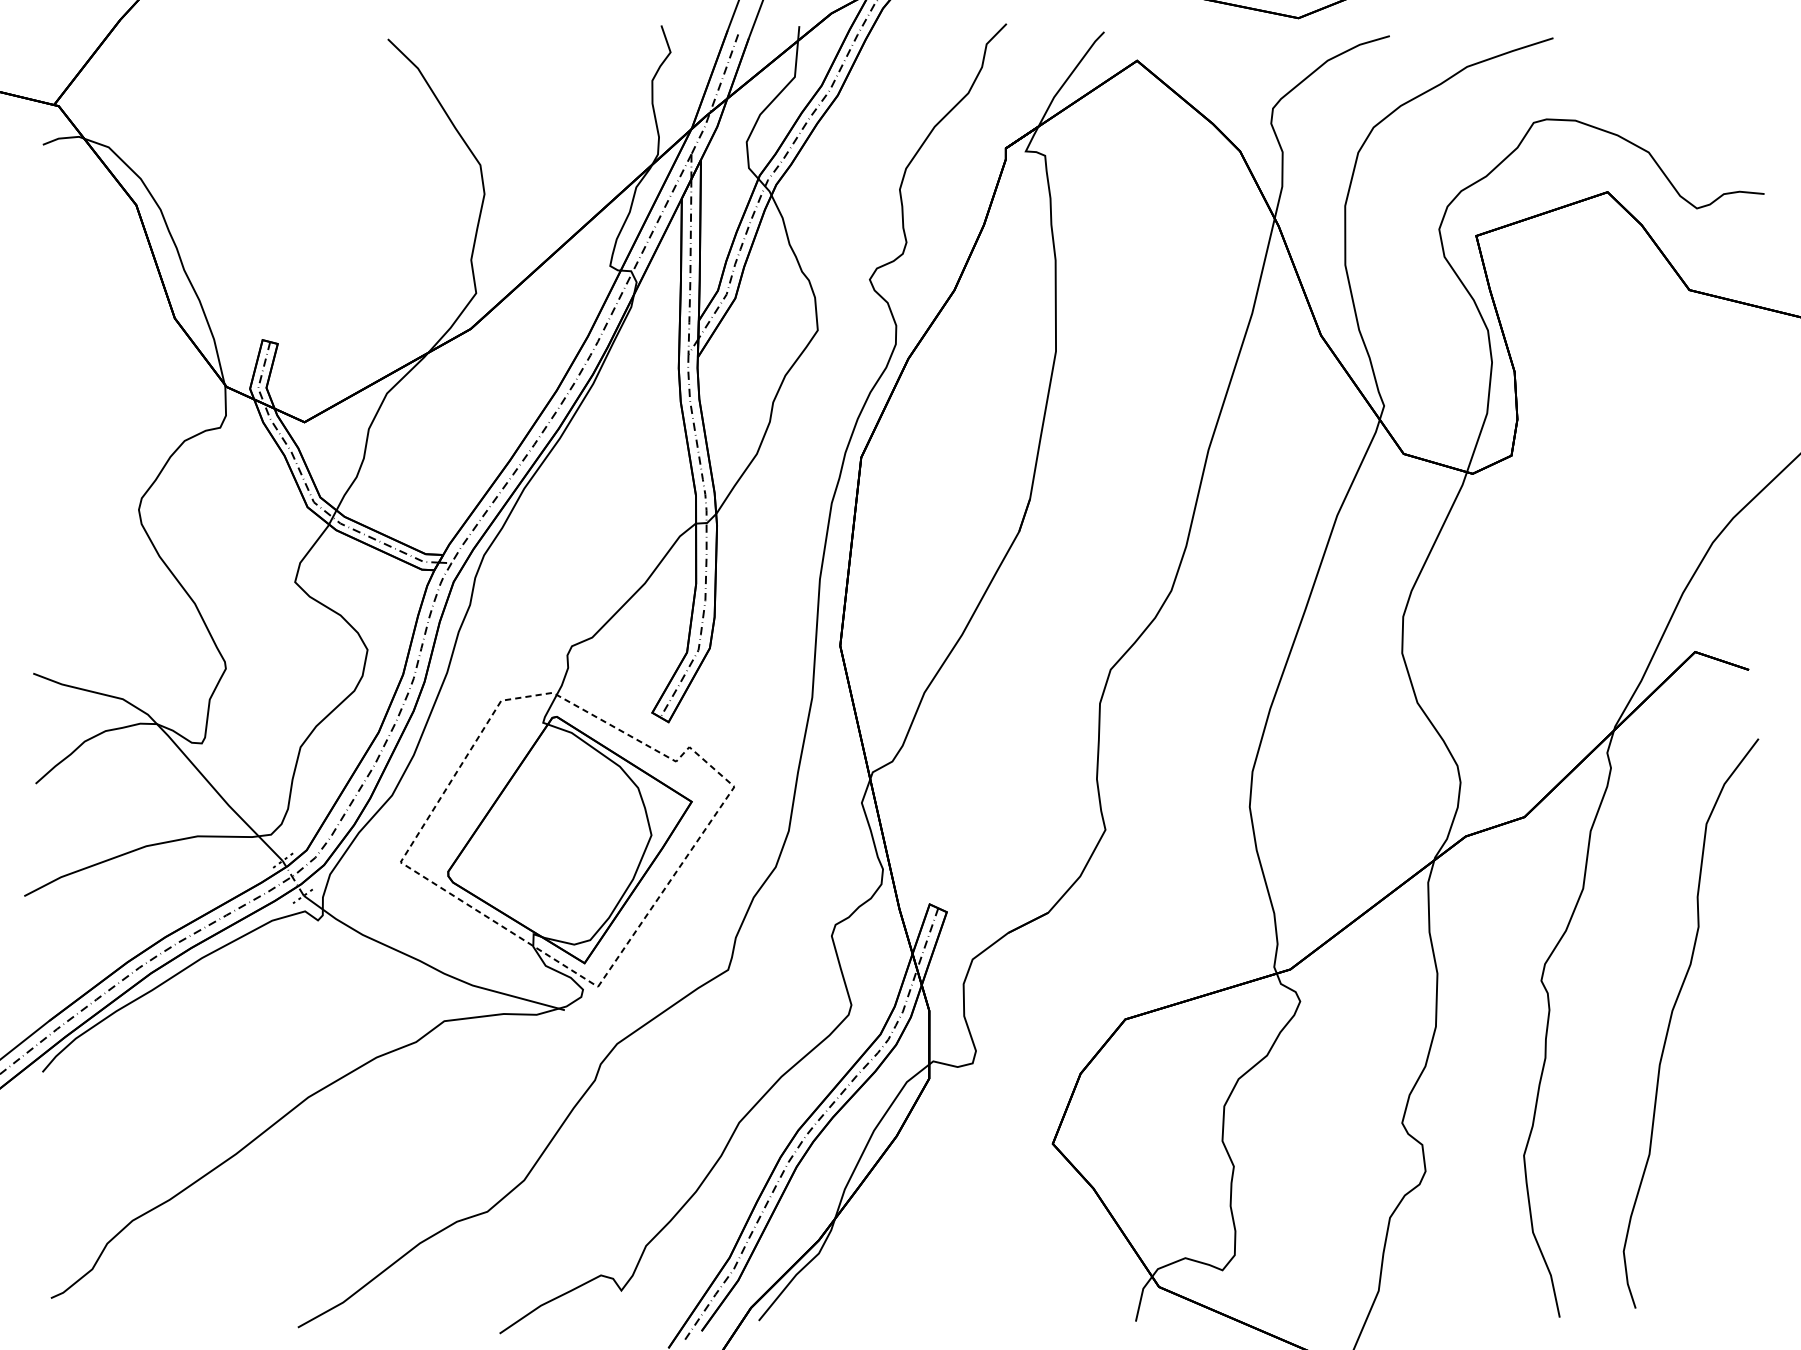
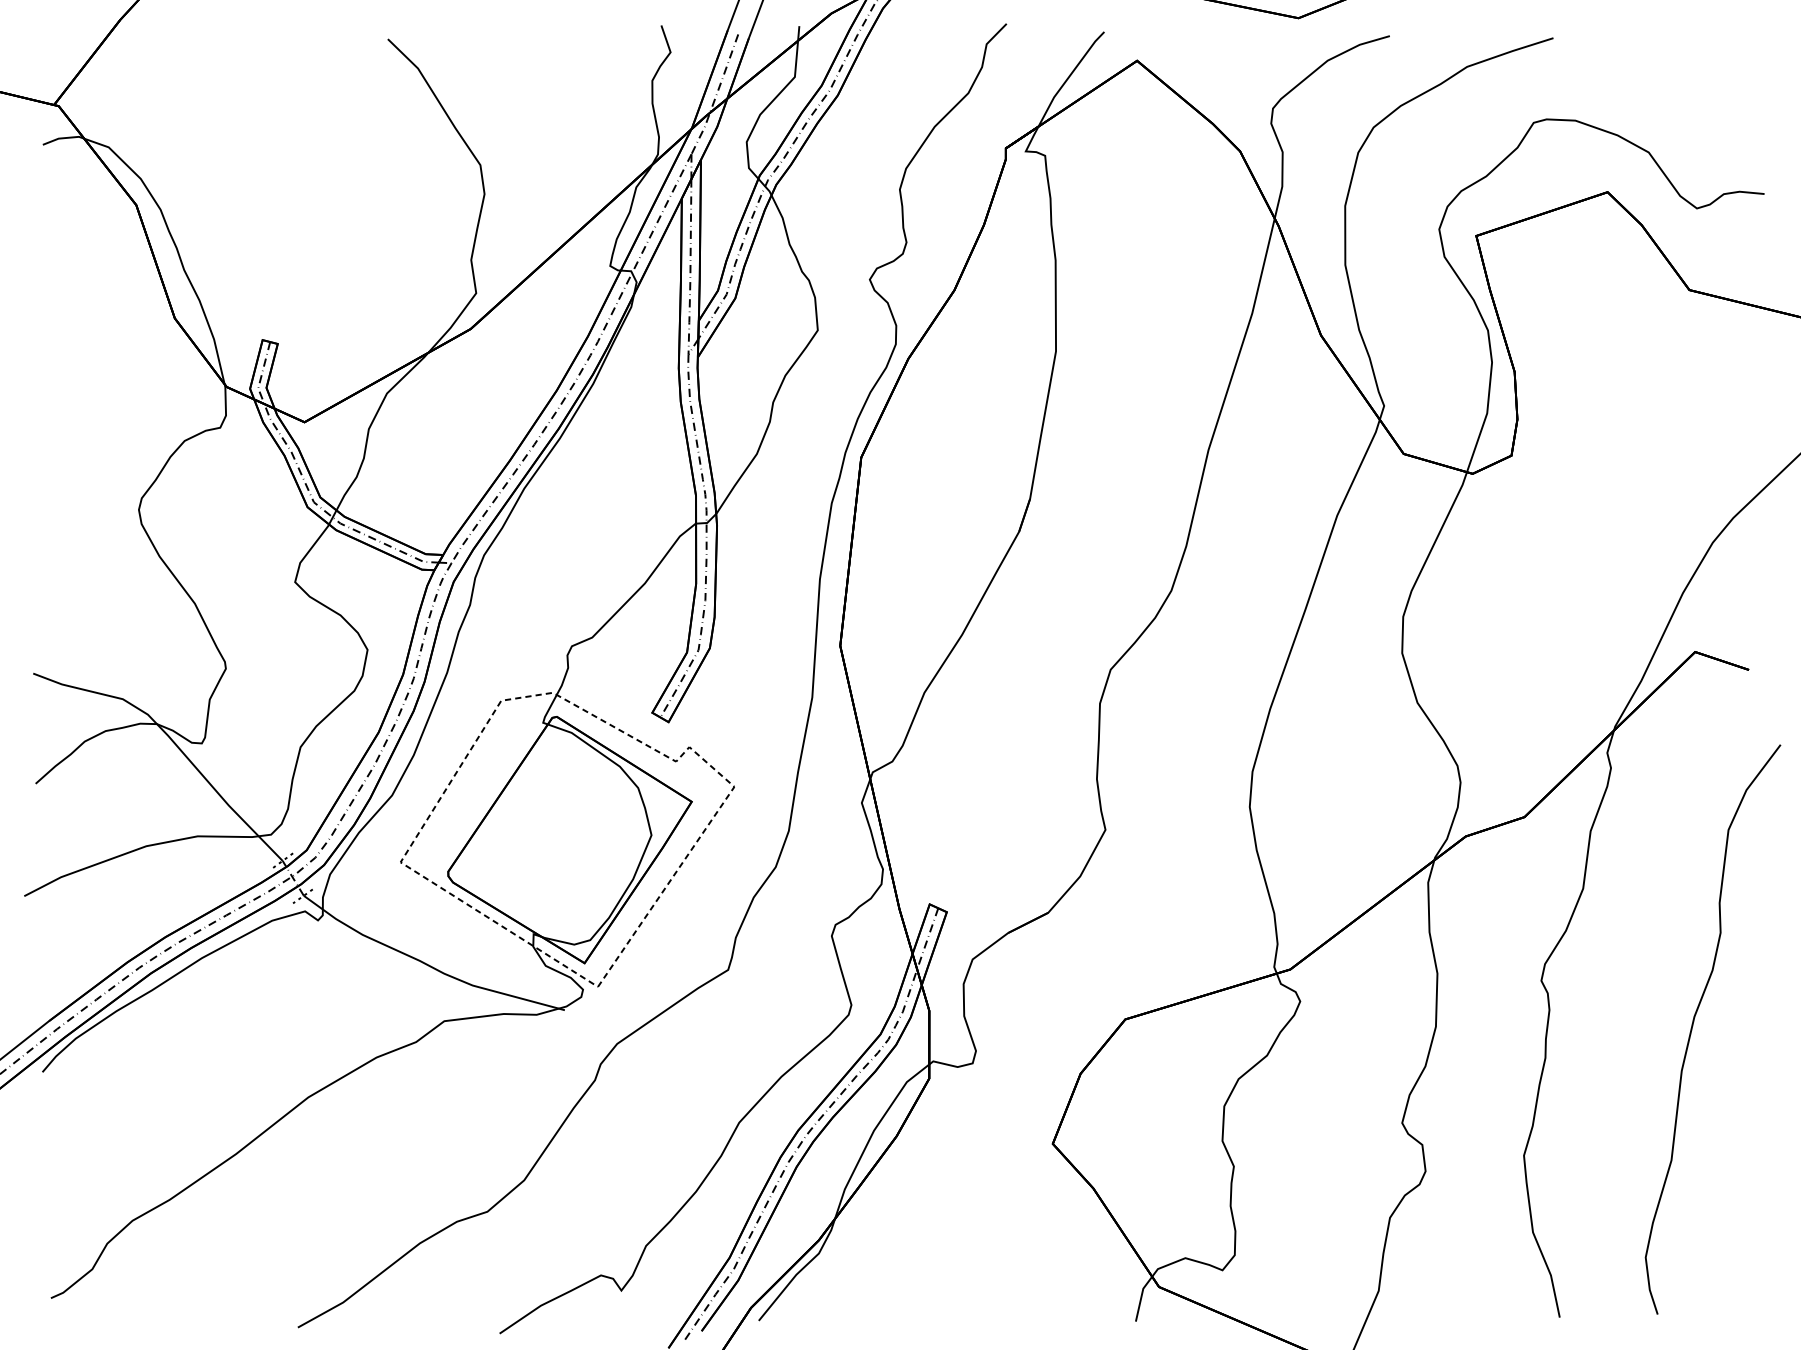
curve position: (1671, 1020) -> (1693, 1026) (1693, 1026)
